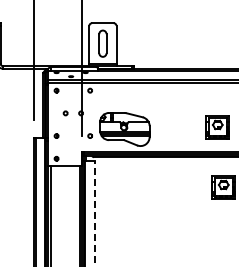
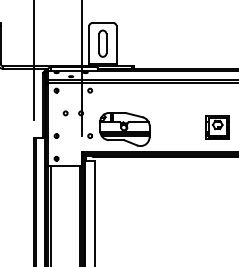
part: present -> none (223, 187)
line: dashed -> solid (94, 213)
